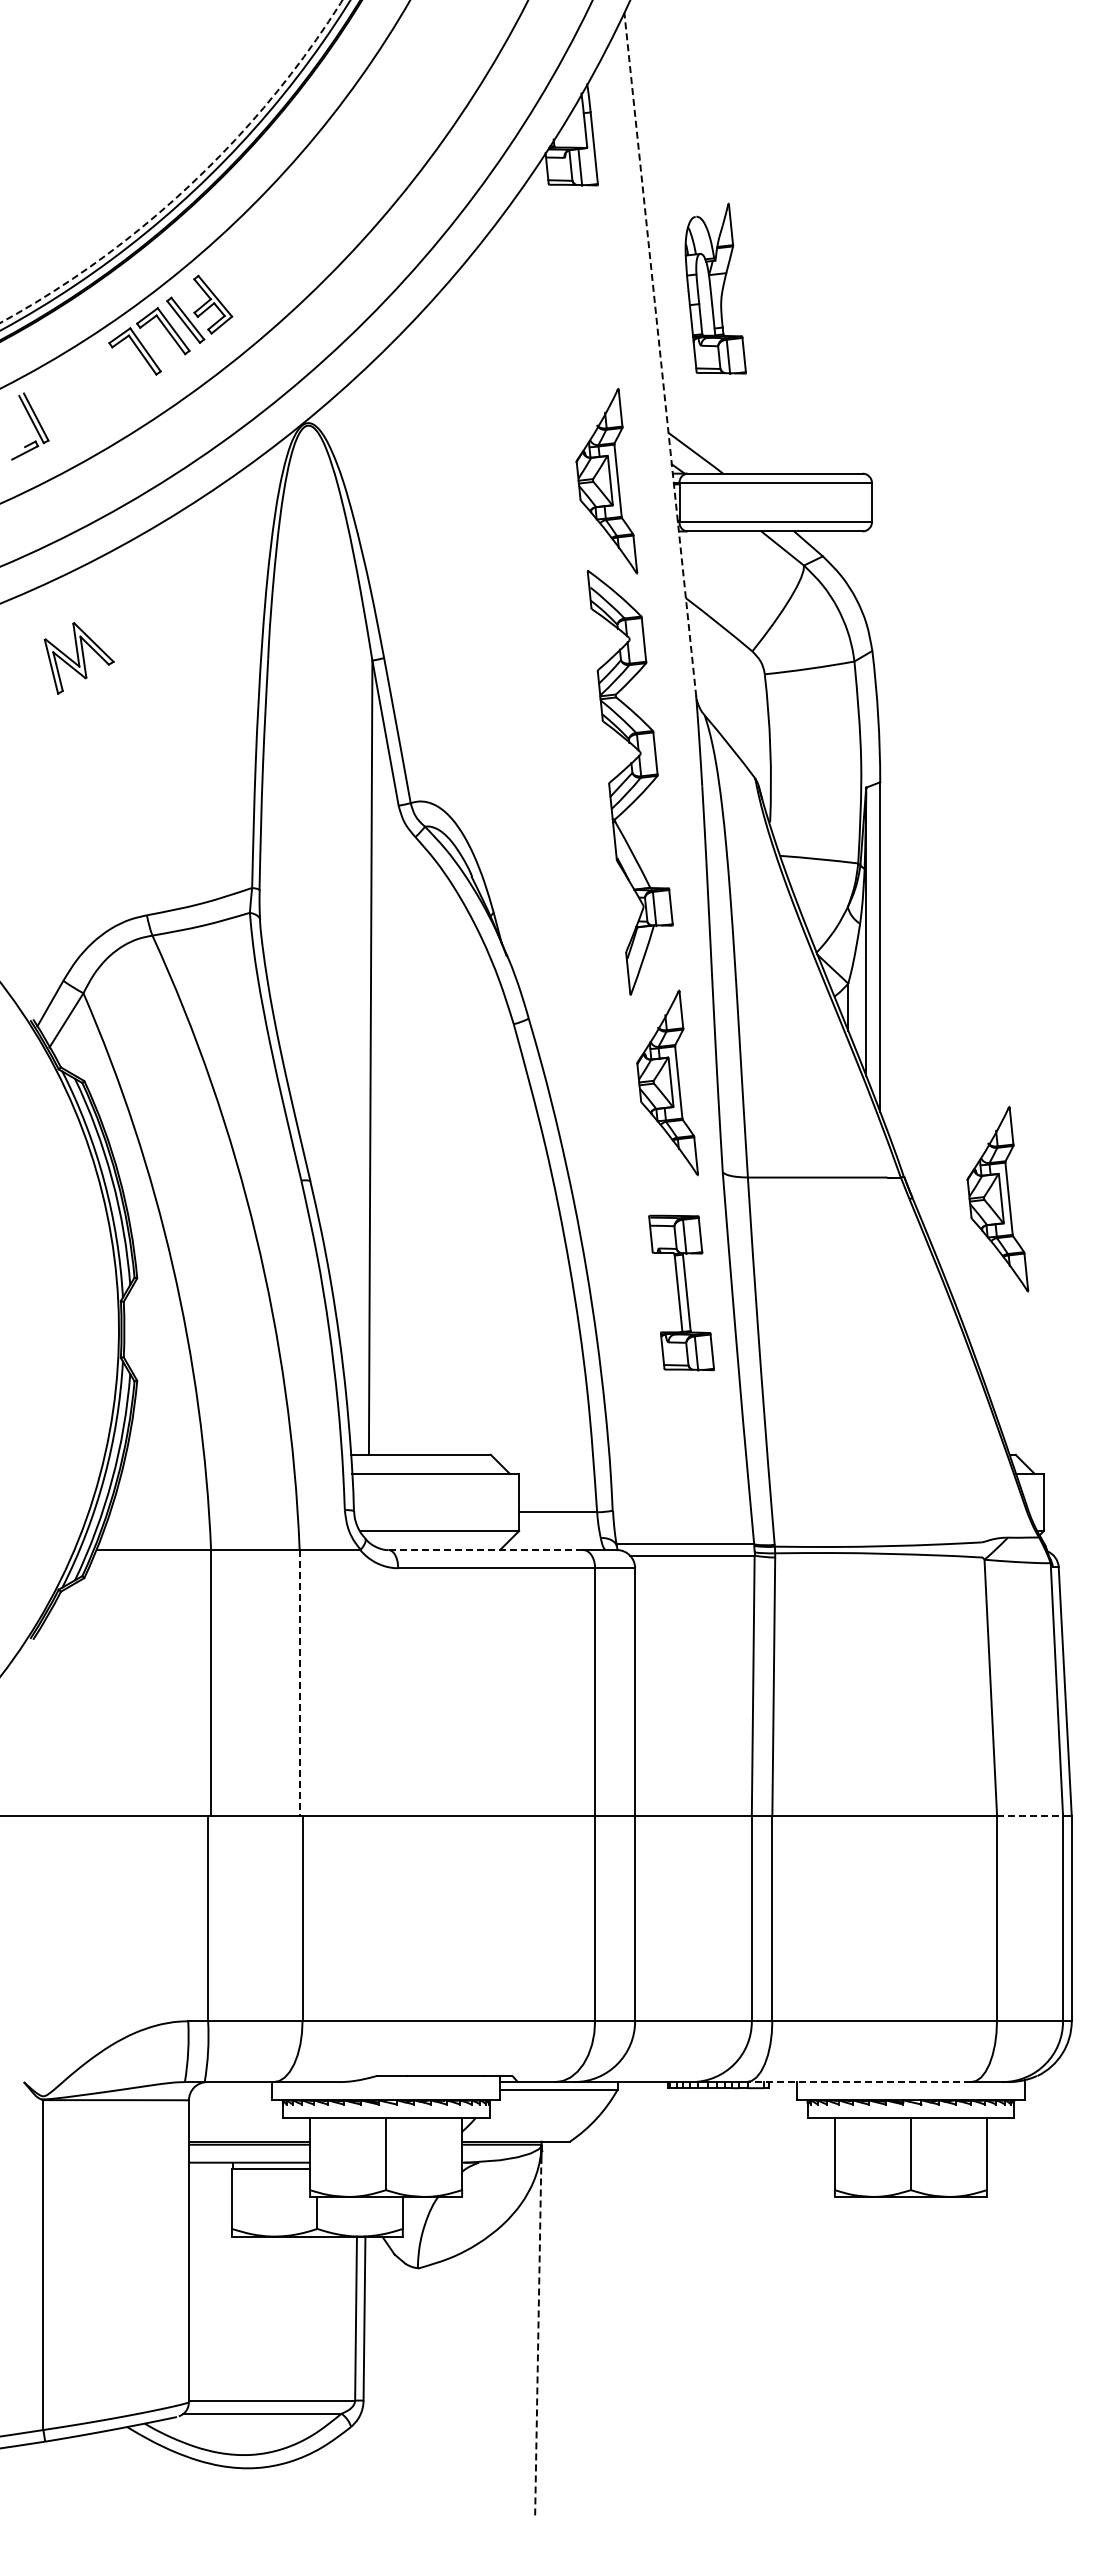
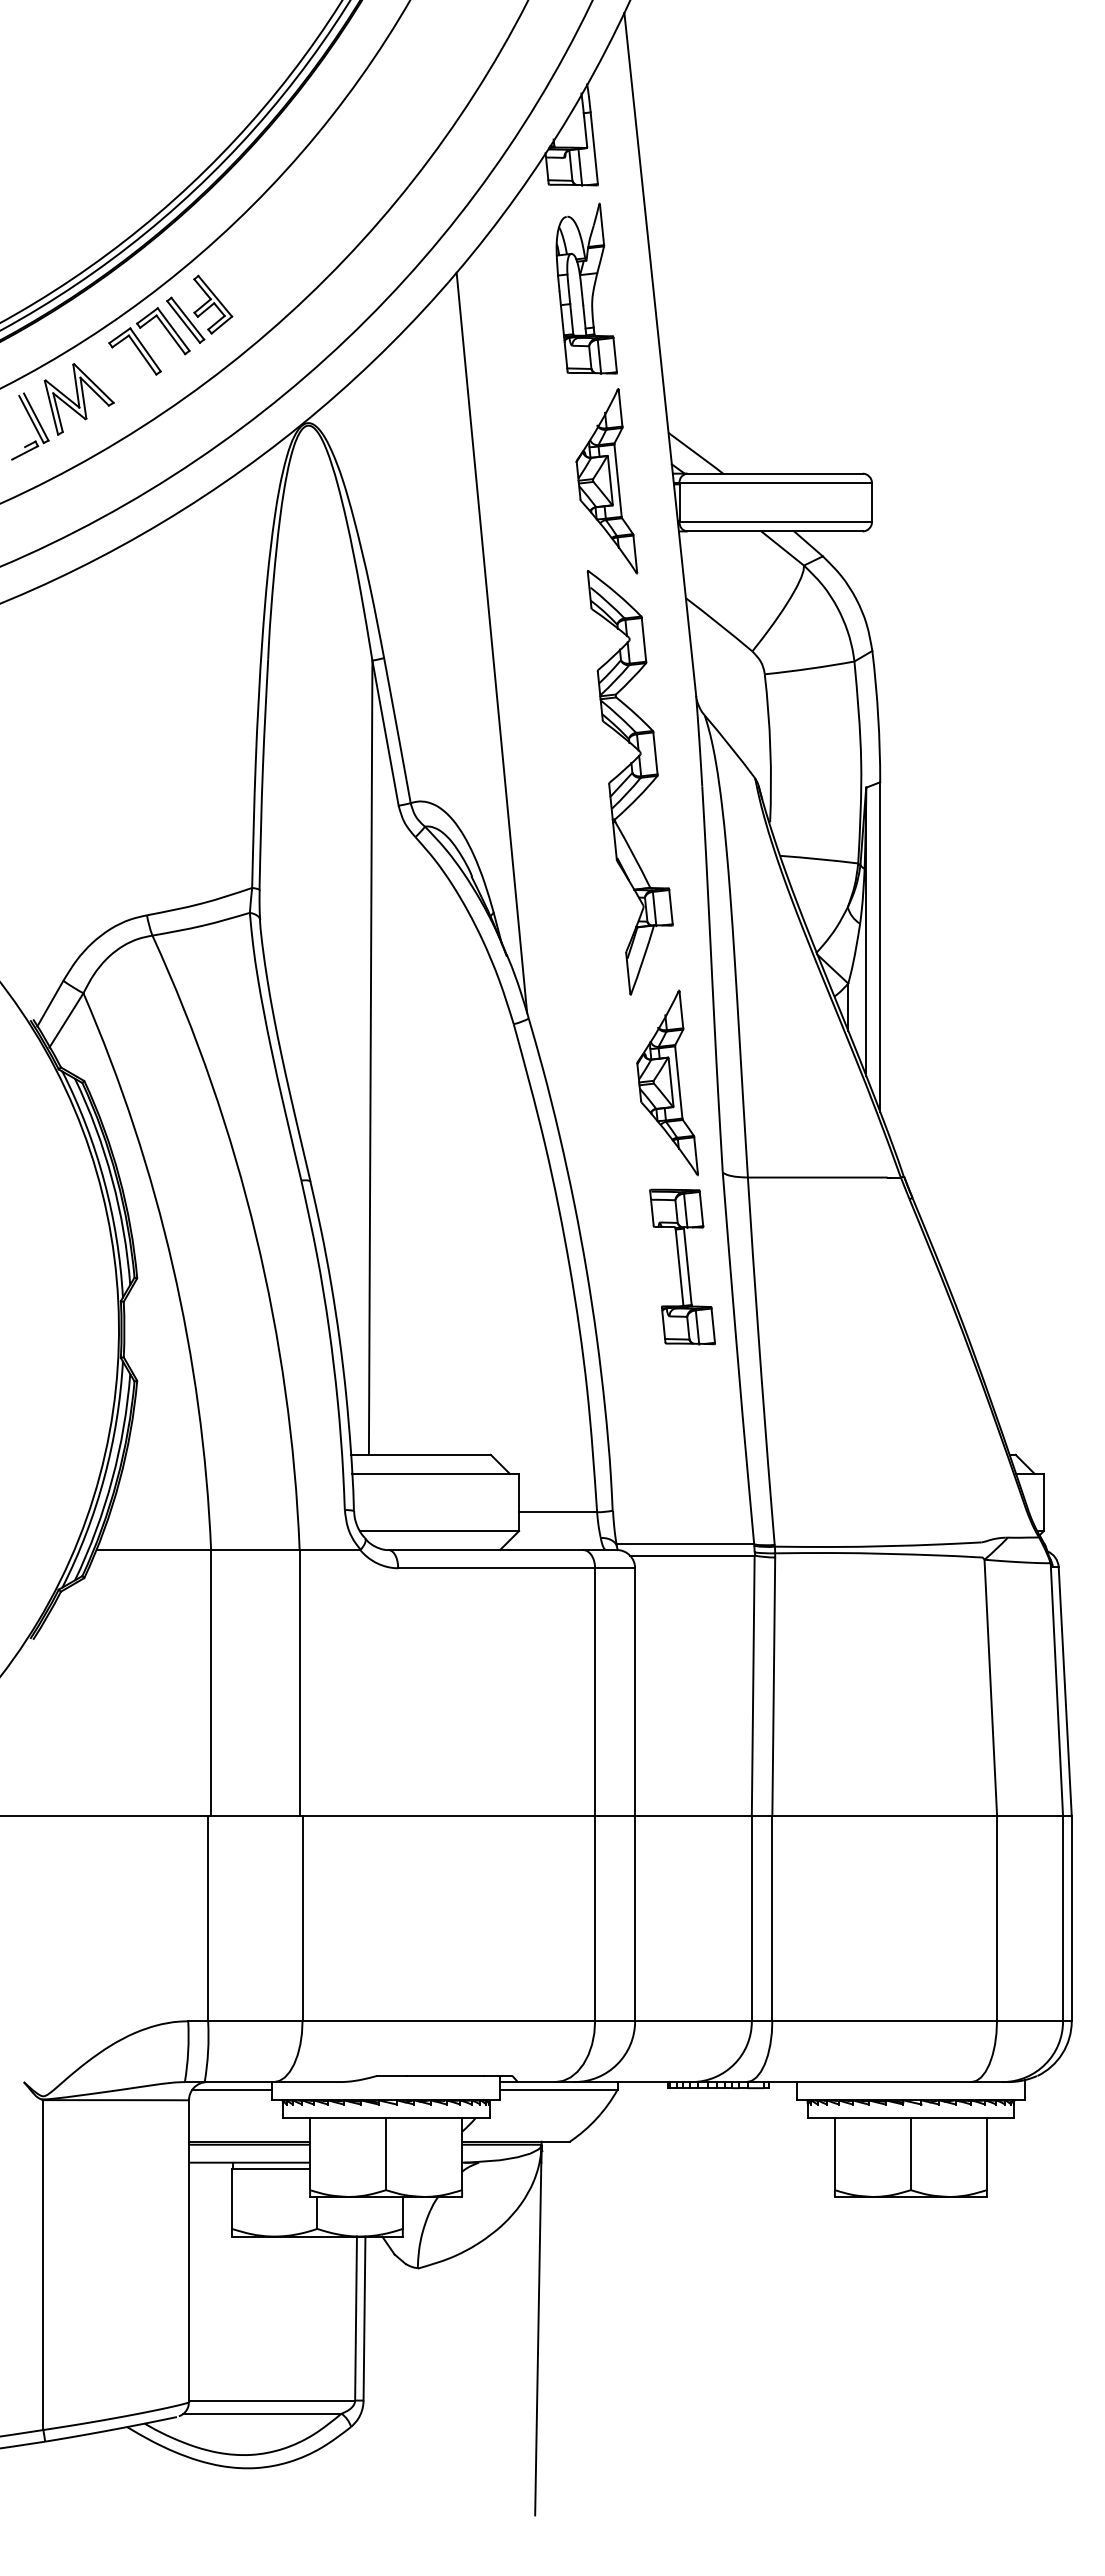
arc: dashed -> solid (192, 182)
part position: (715, 288) -> (586, 288) (586, 288)
line: dashed -> solid (660, 354)
line: none -> present (491, 642)
part position: (78, 658) -> (78, 399) (78, 399)
part: present -> none (997, 1199)
part position: (681, 1292) -> (682, 1266) (682, 1266)
line: dashed -> solid (486, 1550)
line: dashed -> solid (299, 1683)
line: dashed -> solid (1030, 1816)
line: dashed -> solid (858, 2082)
line: none -> present (232, 2089)
line: dashed -> solid (538, 2338)
